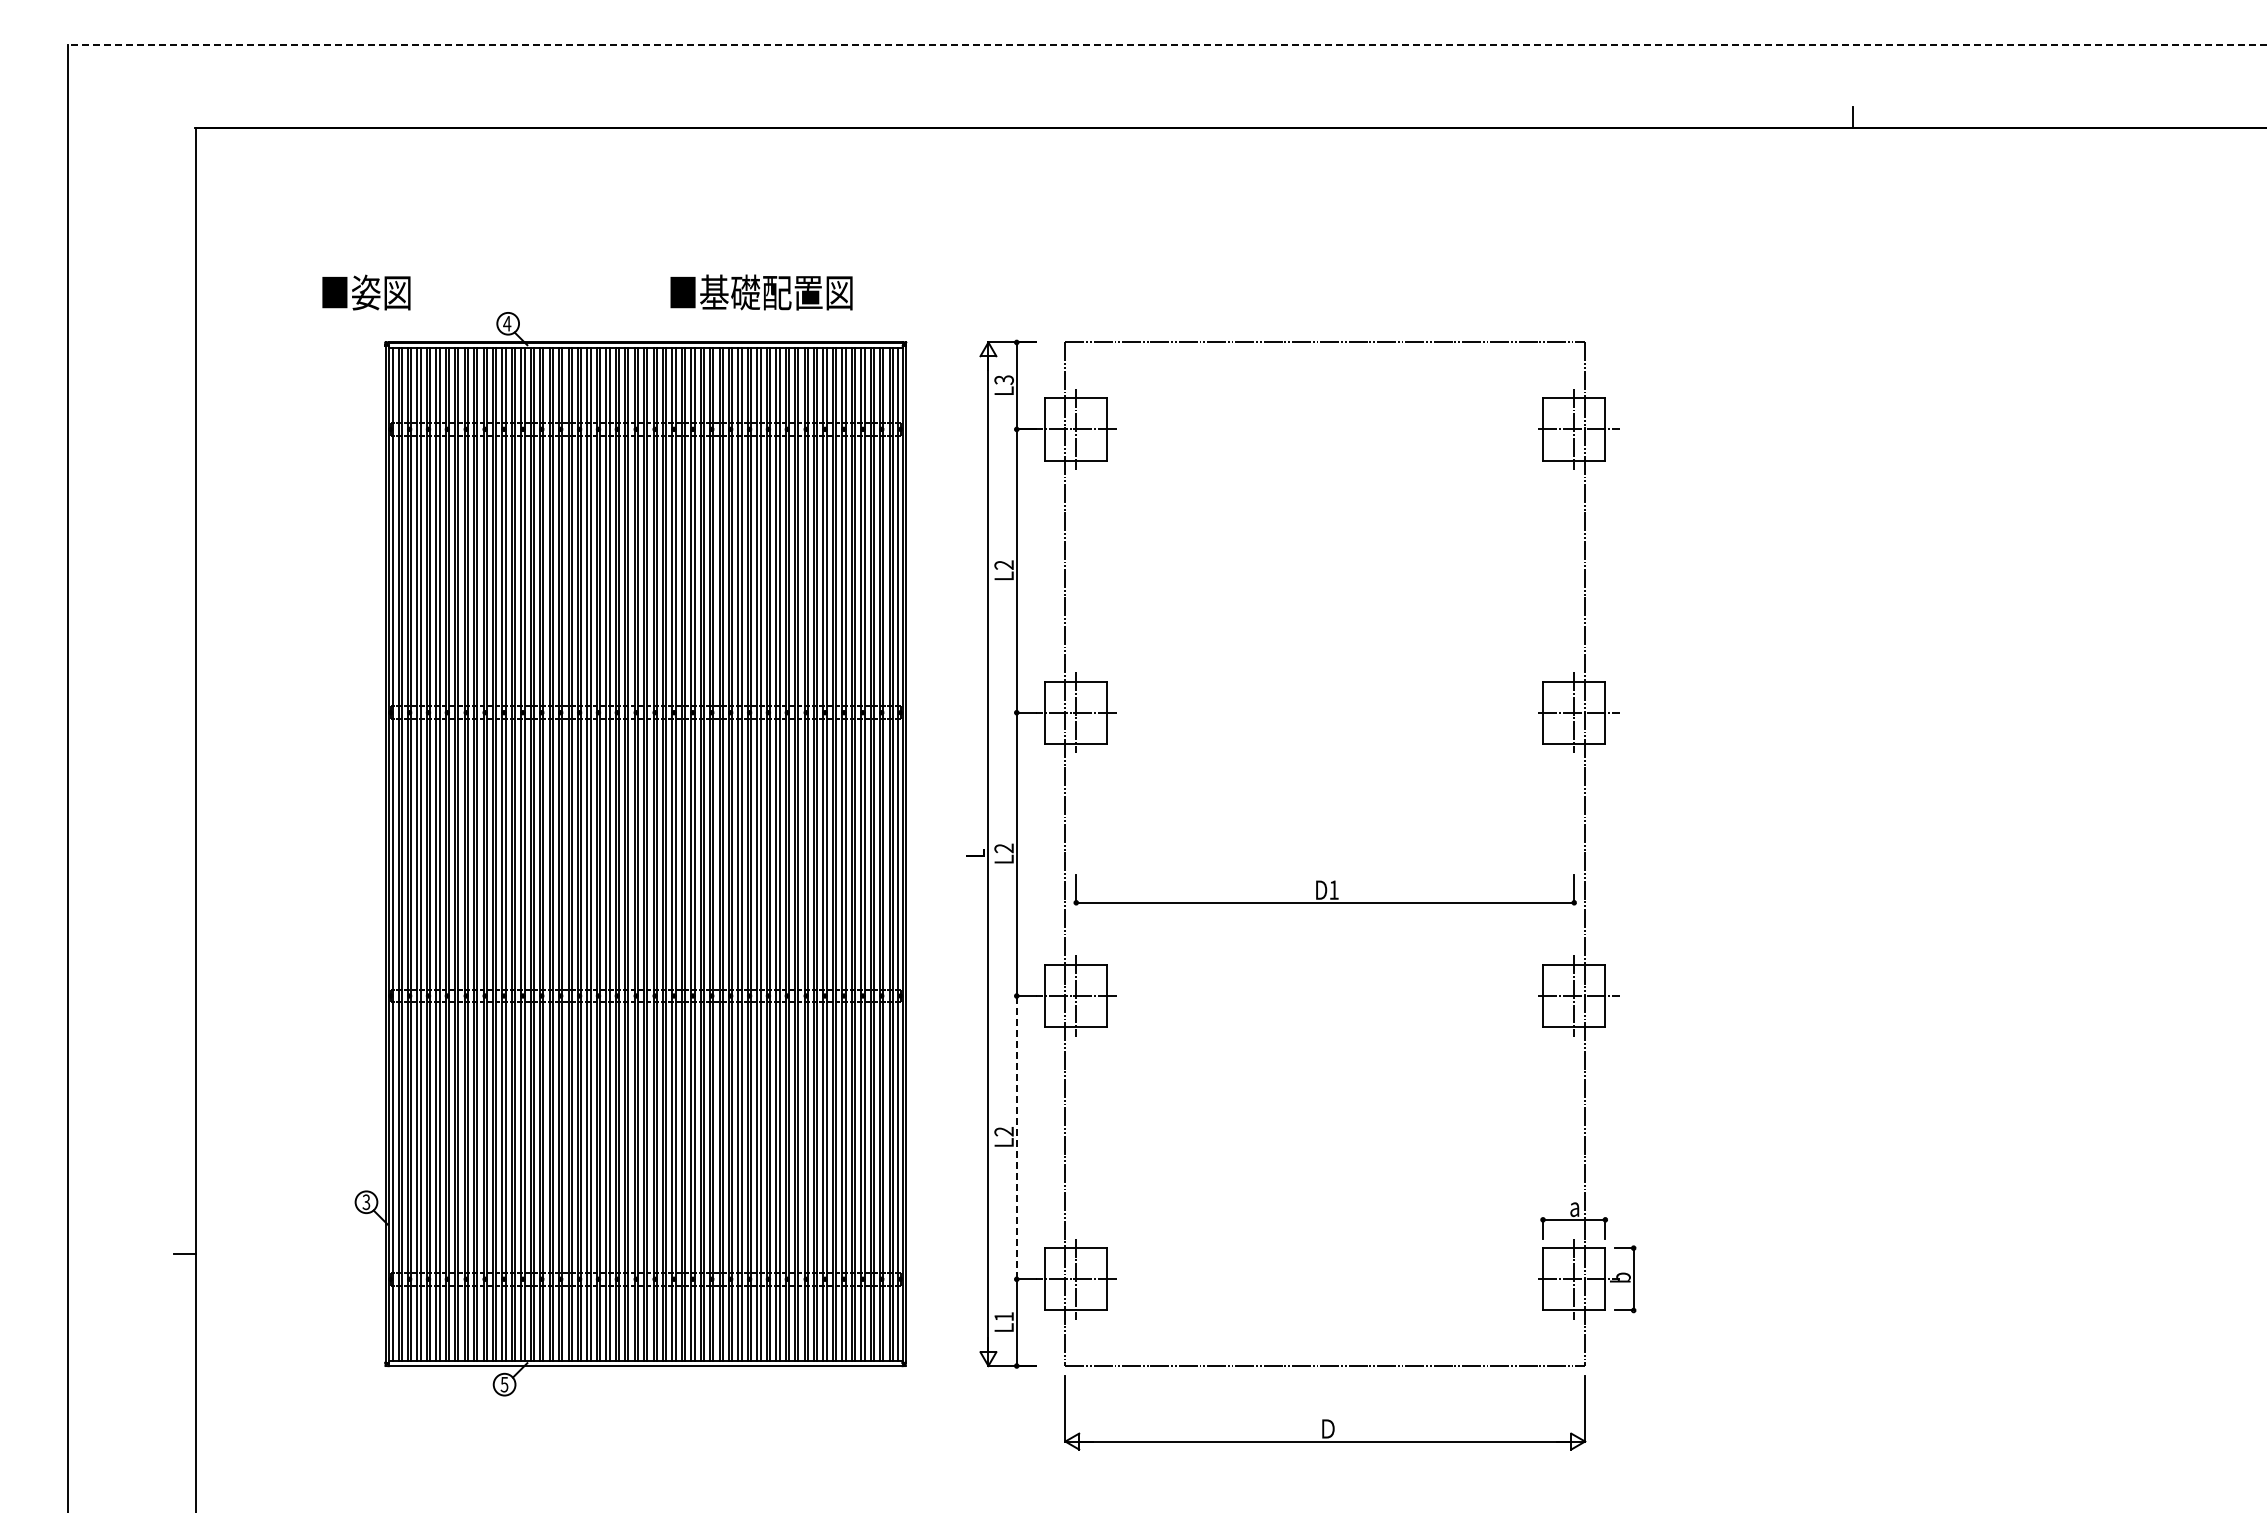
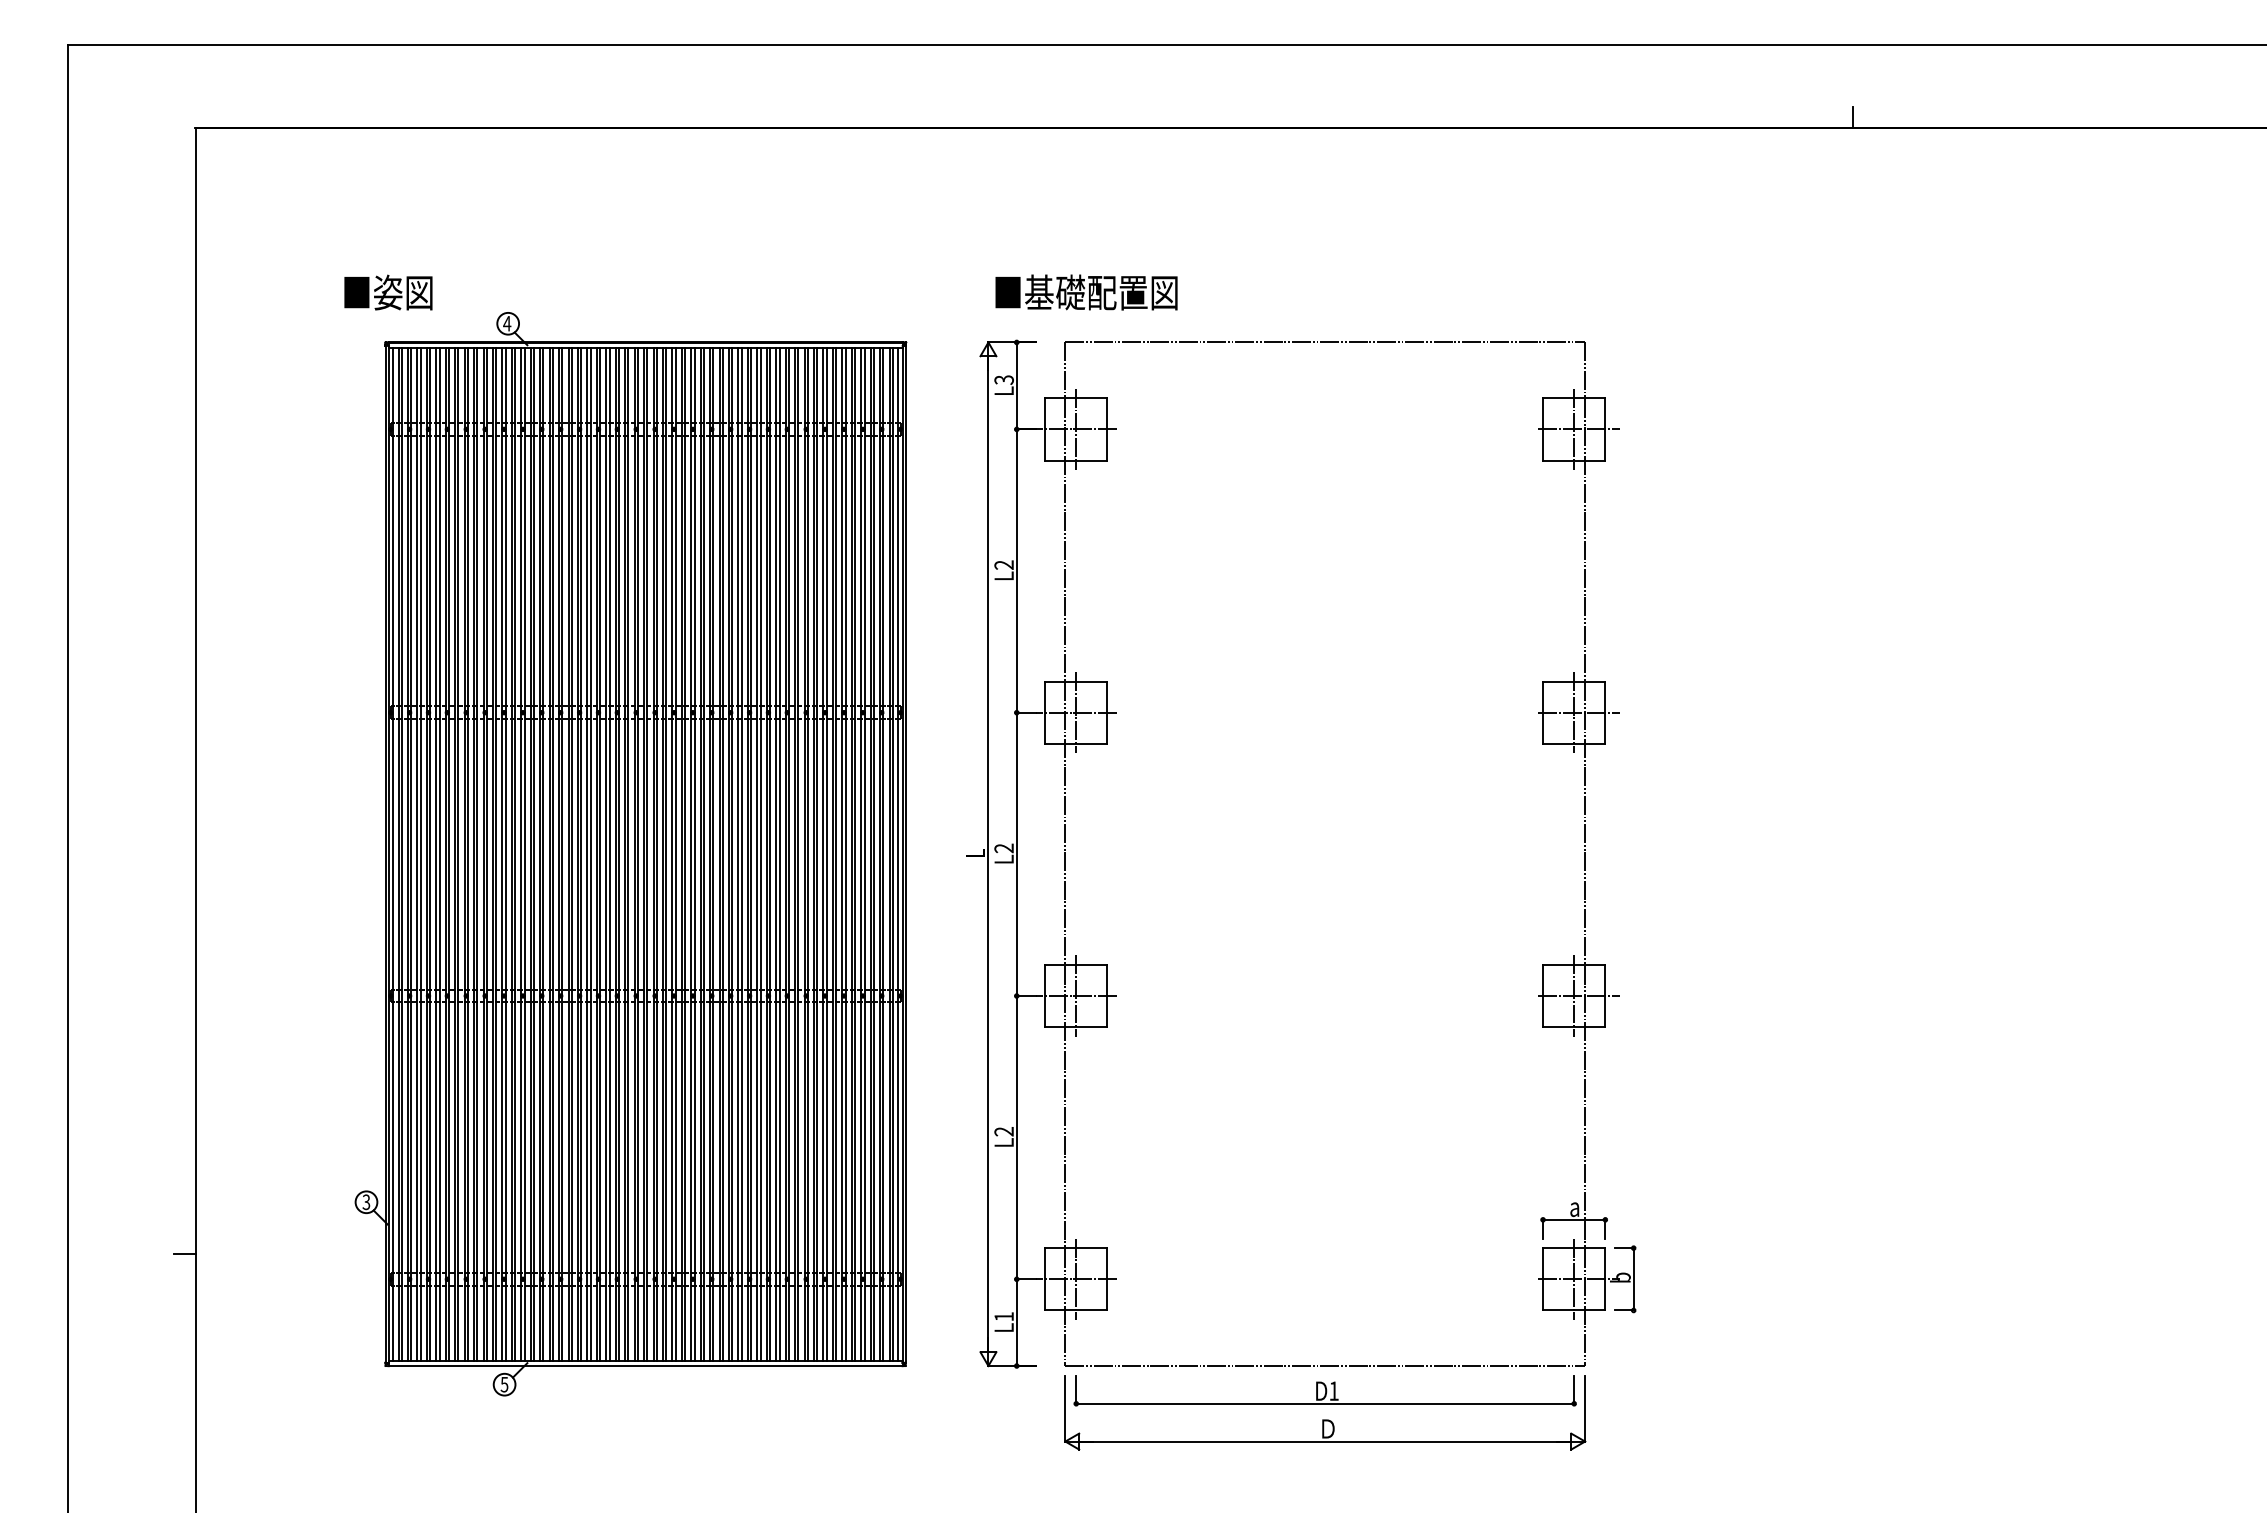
line: dashed -> solid (1166, 45)
text position: (366, 292) -> (388, 292) (388, 292)
text position: (761, 292) -> (1086, 292) (1086, 292)
part position: (1324, 889) -> (1324, 1390) (1324, 1390)
line: dashed -> solid (1016, 1137)
